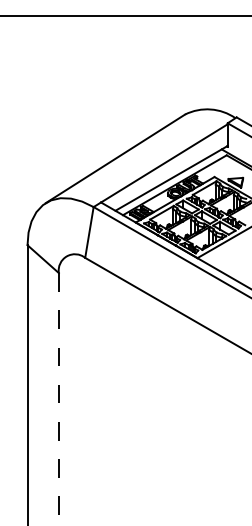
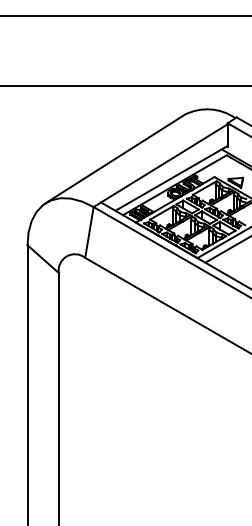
line: none -> present (125, 85)
line: none -> present (226, 249)
line: dashed -> solid (58, 399)
